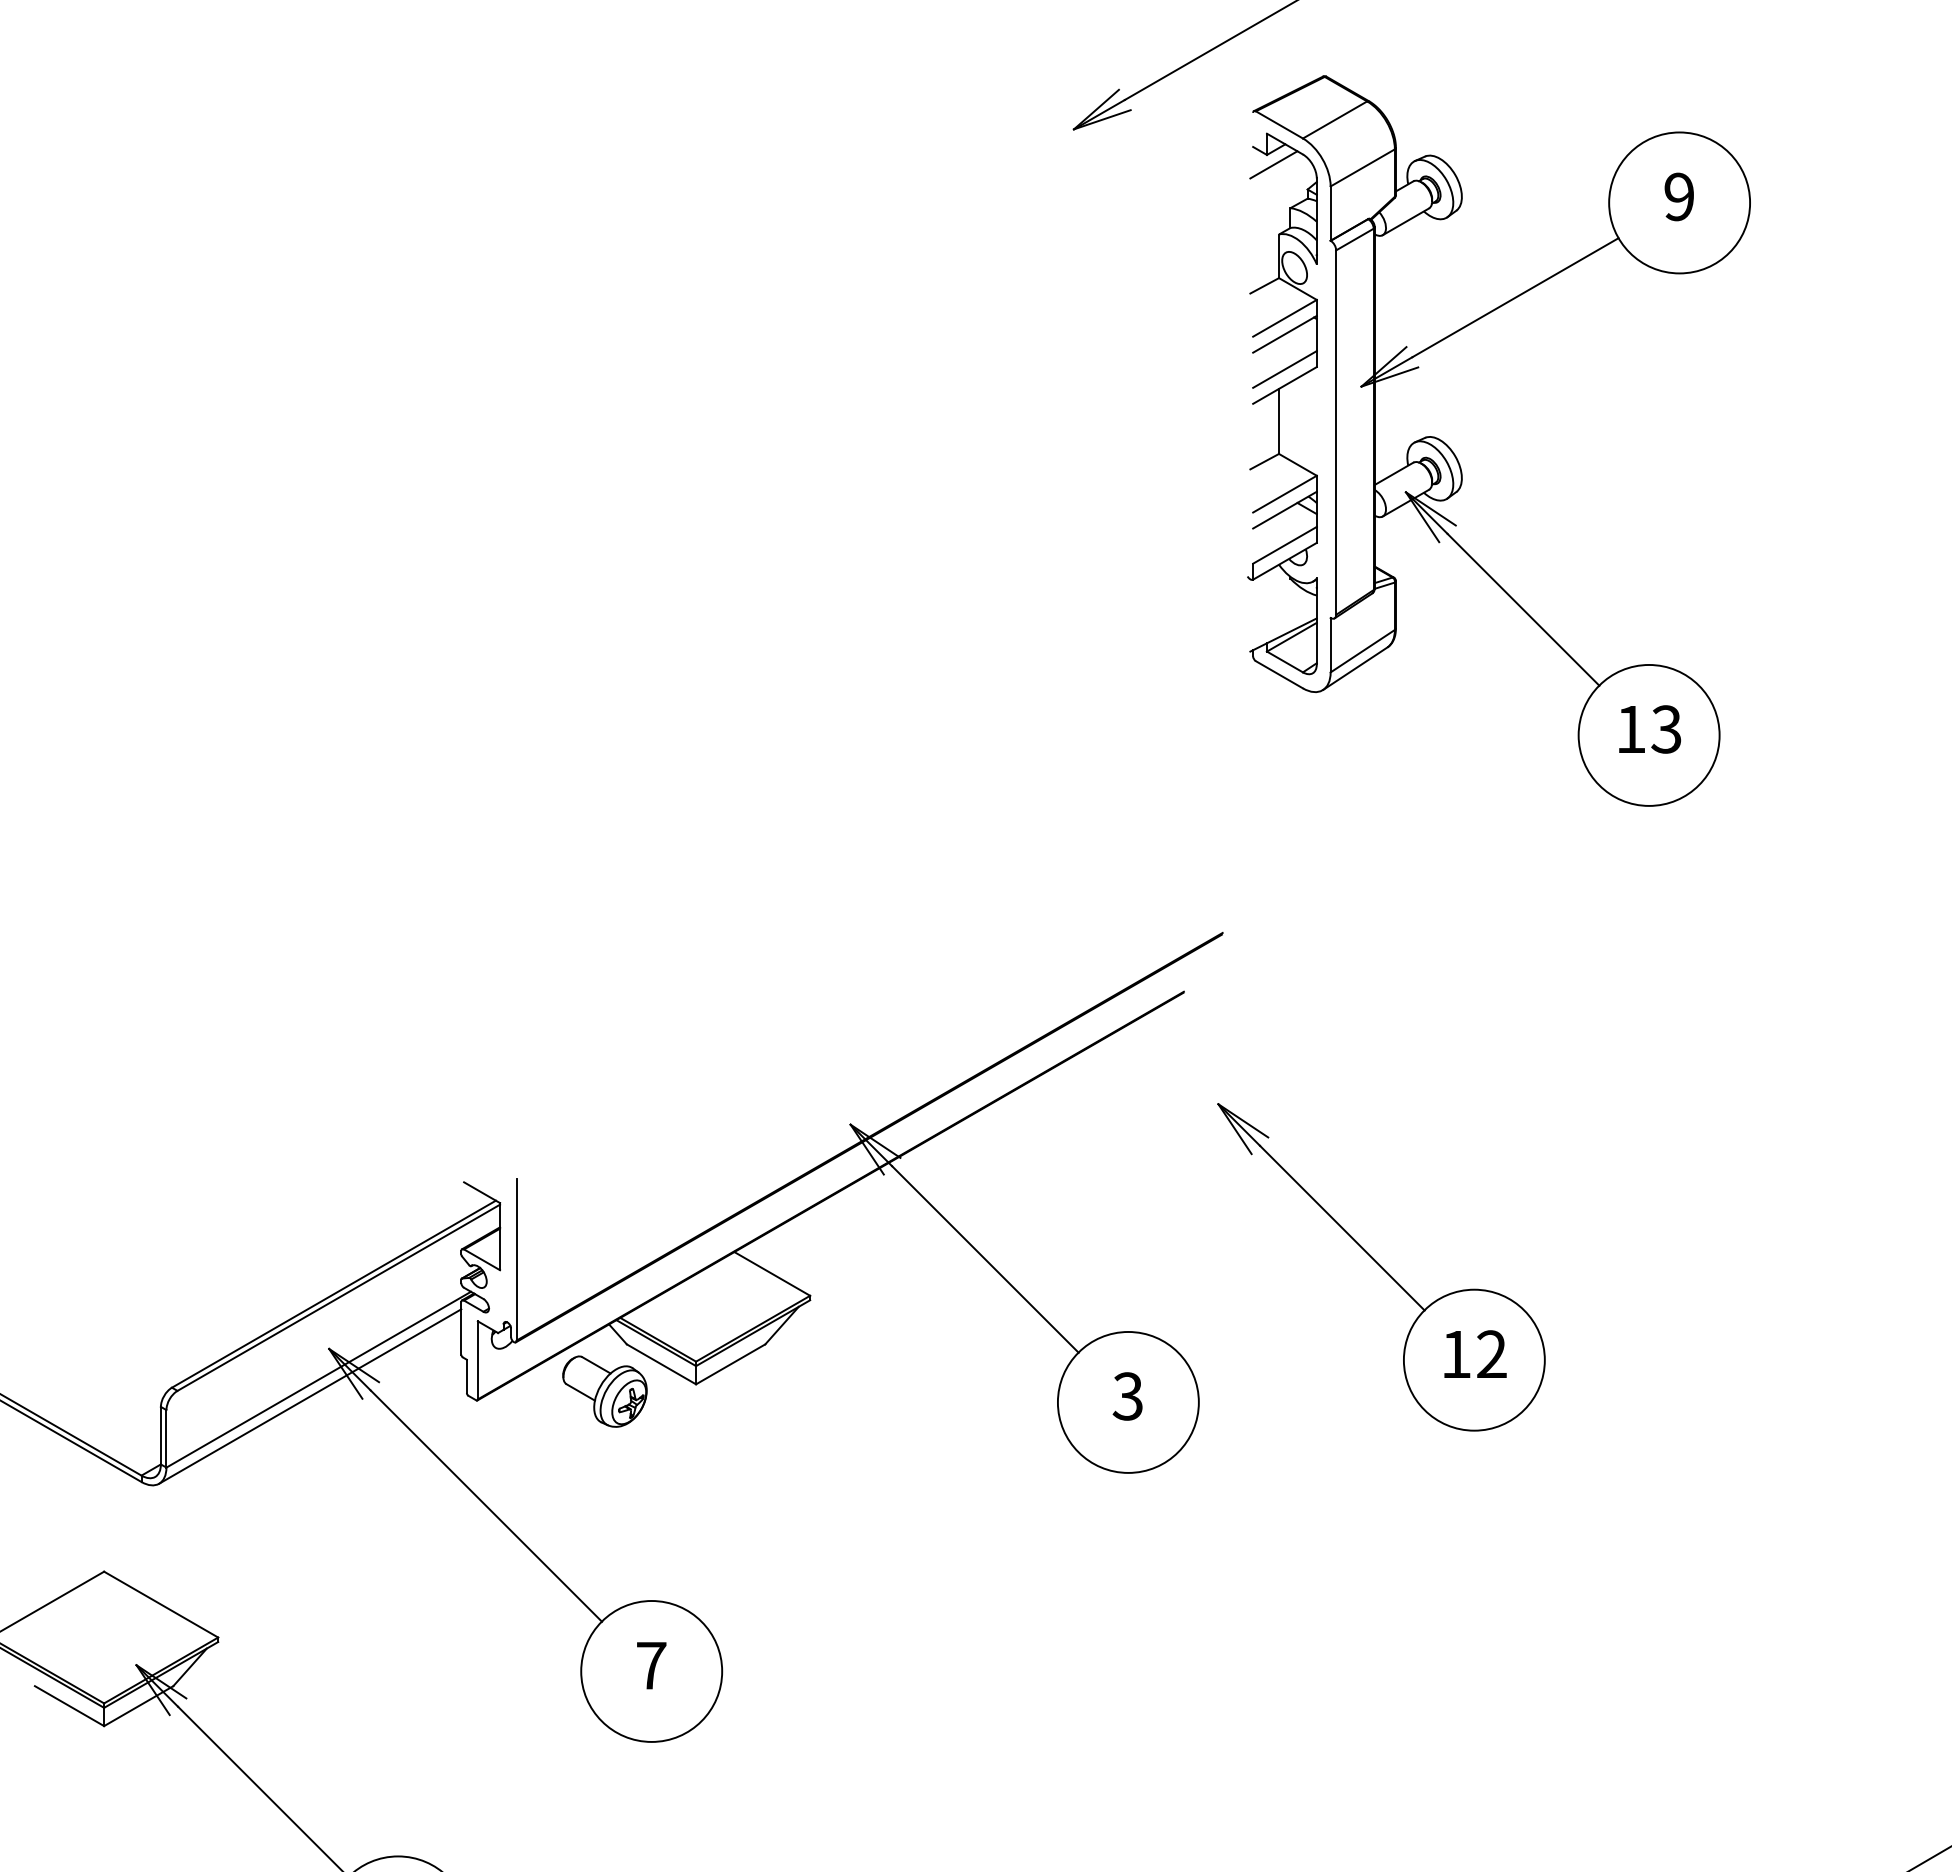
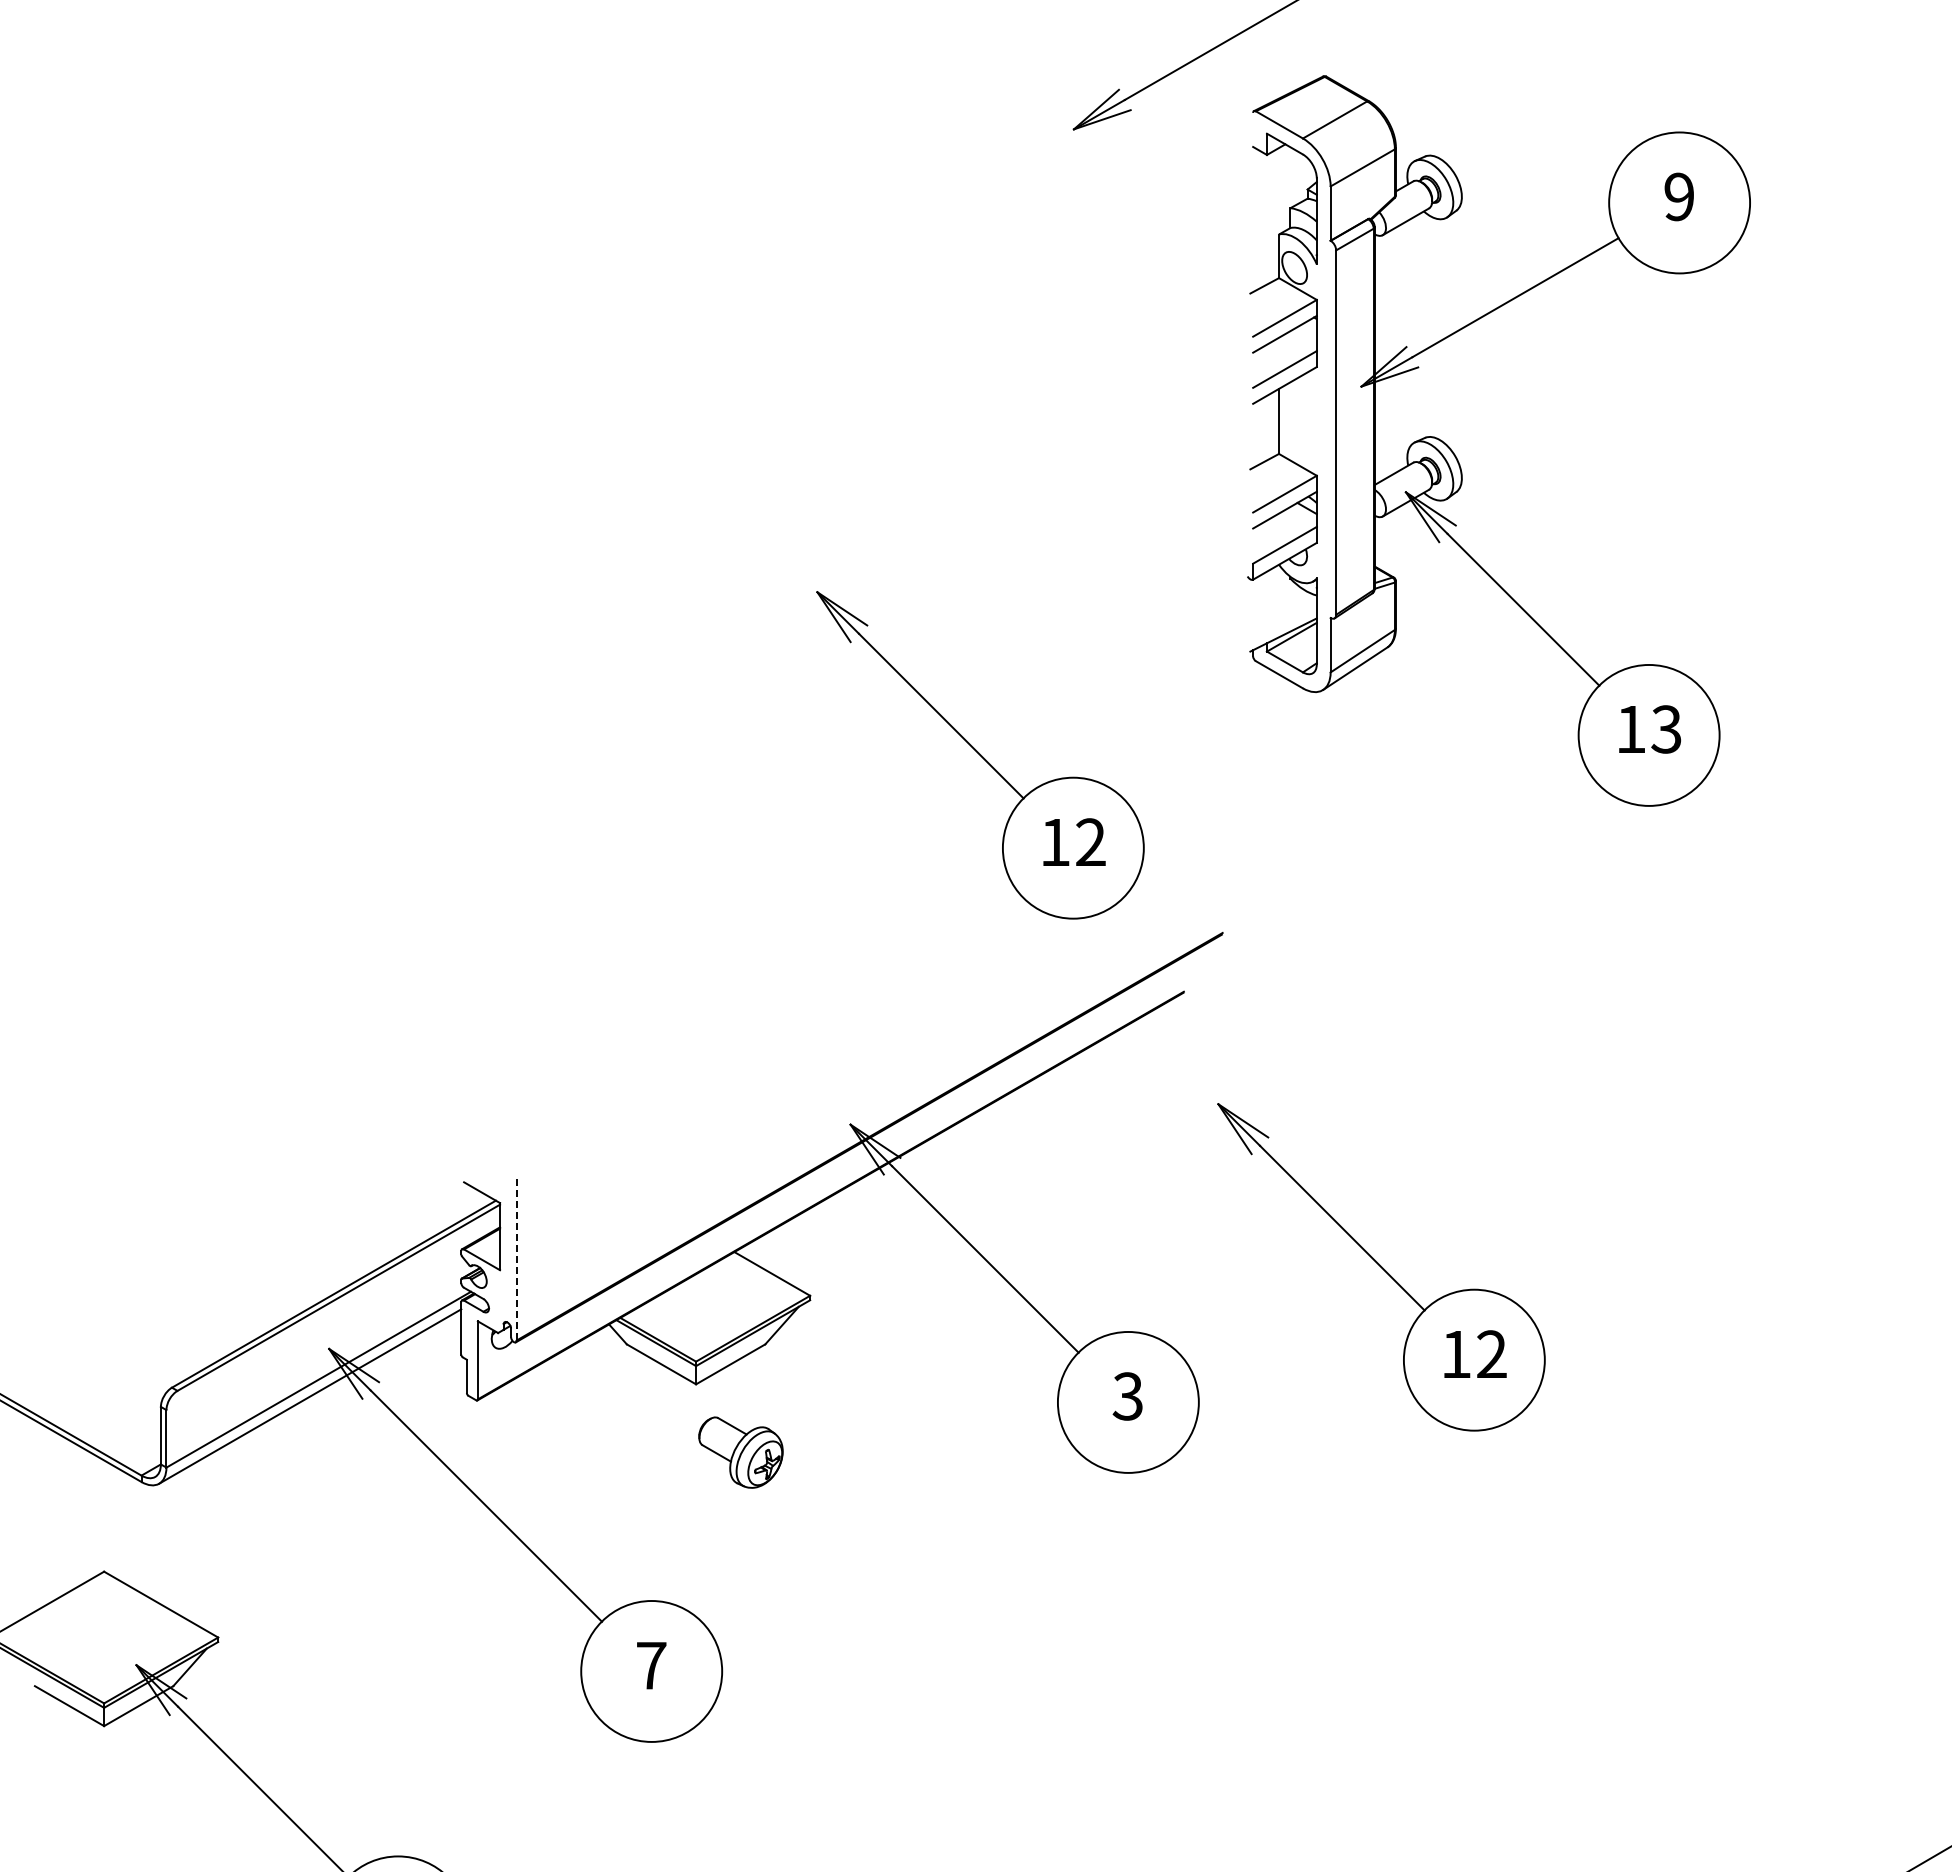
line: present -> none (1273, 164)
part: none -> present (980, 755)
line: solid -> dashed (516, 1259)
part position: (604, 1391) -> (740, 1452) (740, 1452)
